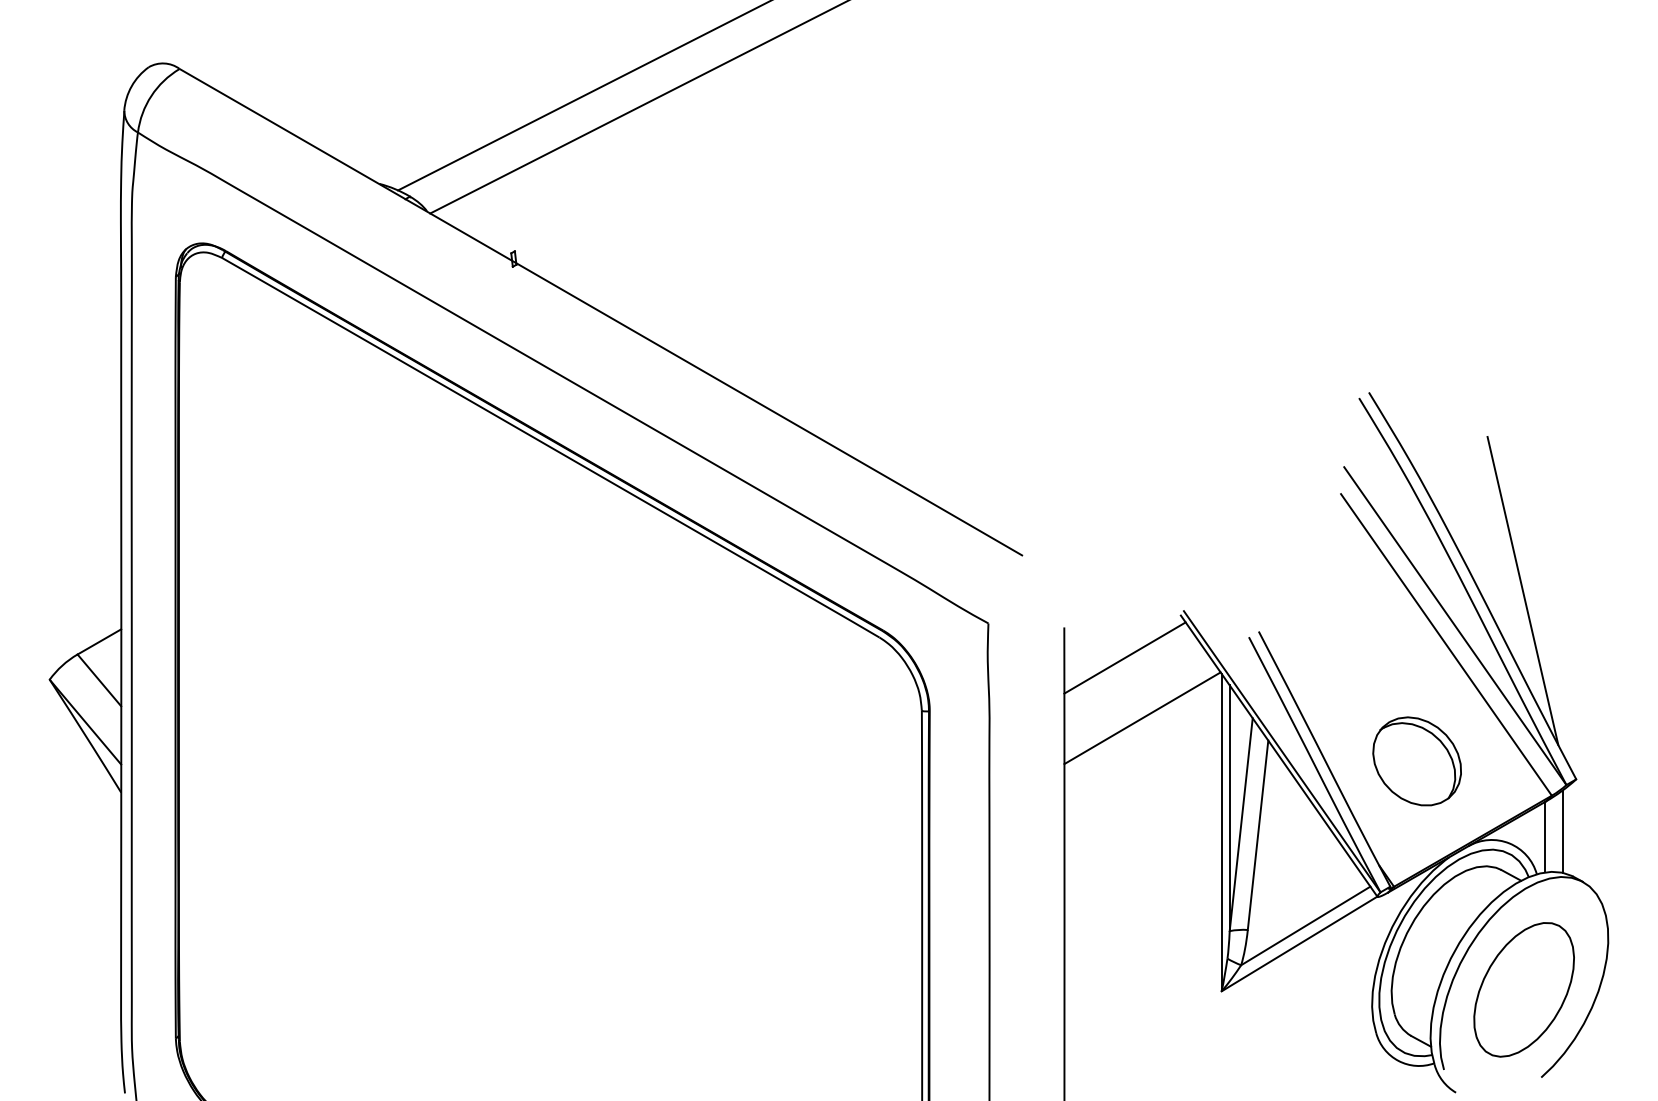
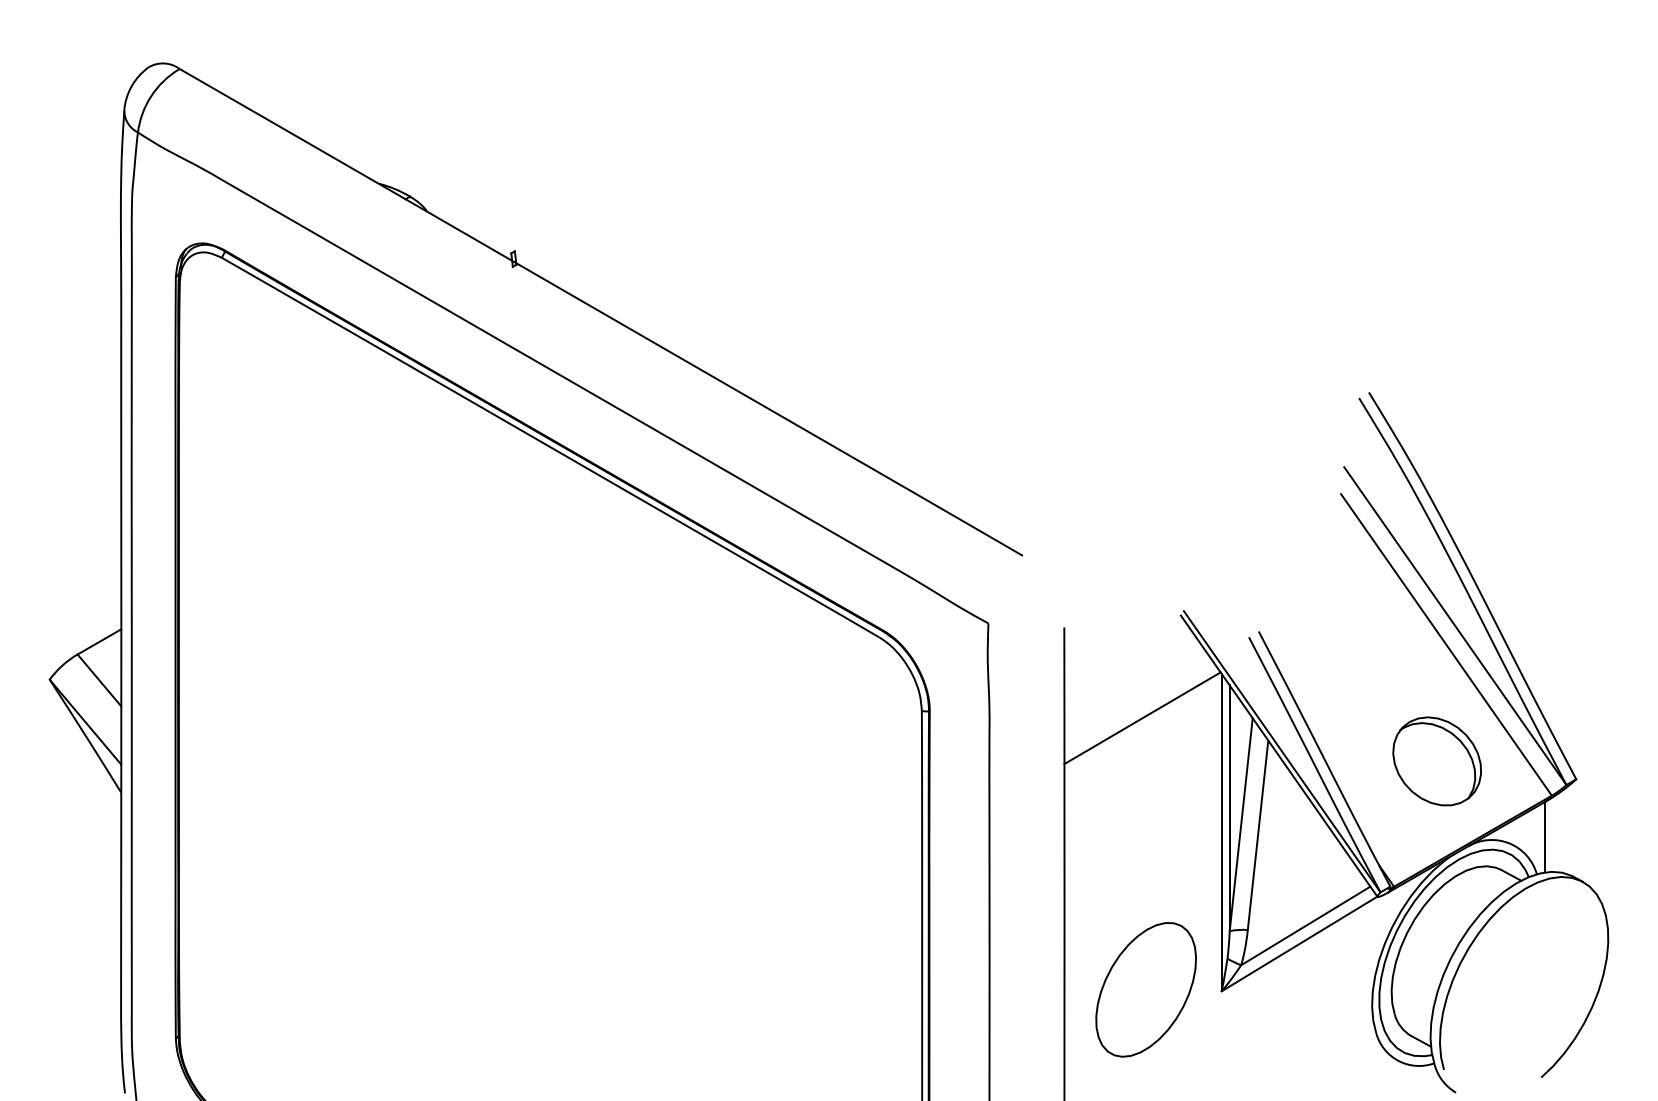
line: present -> none (583, 96)
line: present -> none (637, 107)
line: present -> none (1522, 590)
line: present -> none (1124, 657)
part position: (1416, 761) -> (1436, 761) (1436, 761)
line: present -> none (1562, 831)
part position: (1523, 989) -> (1145, 989) (1145, 989)
